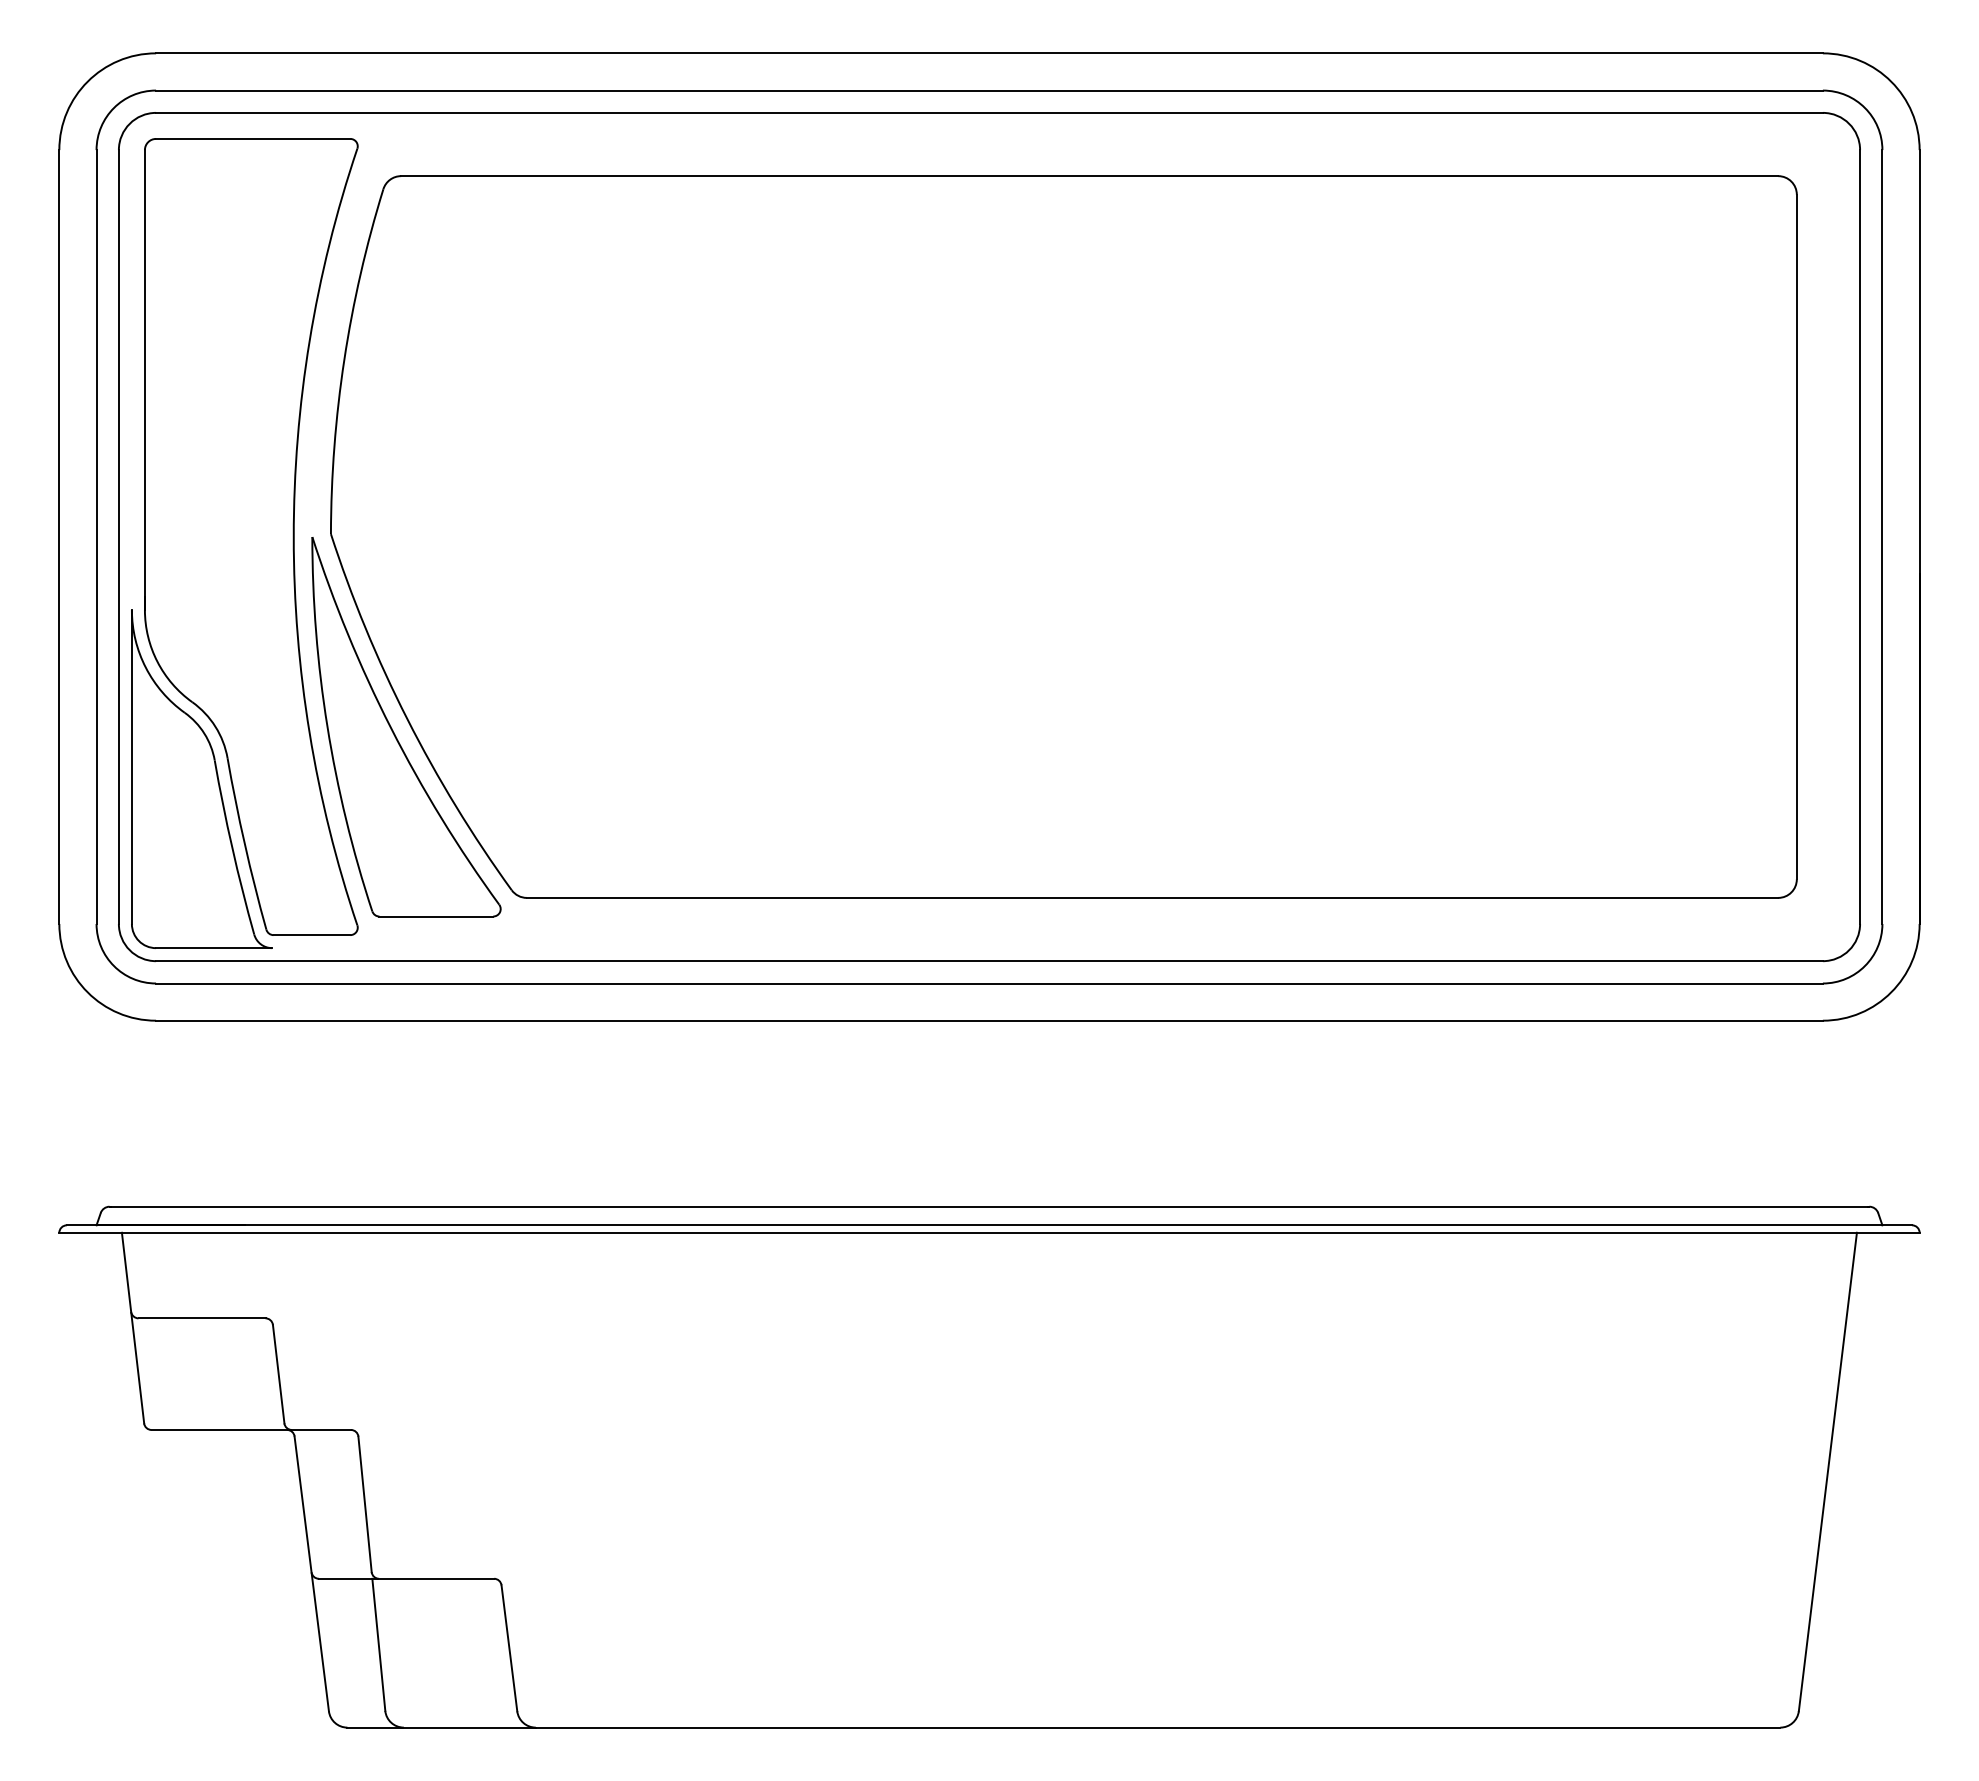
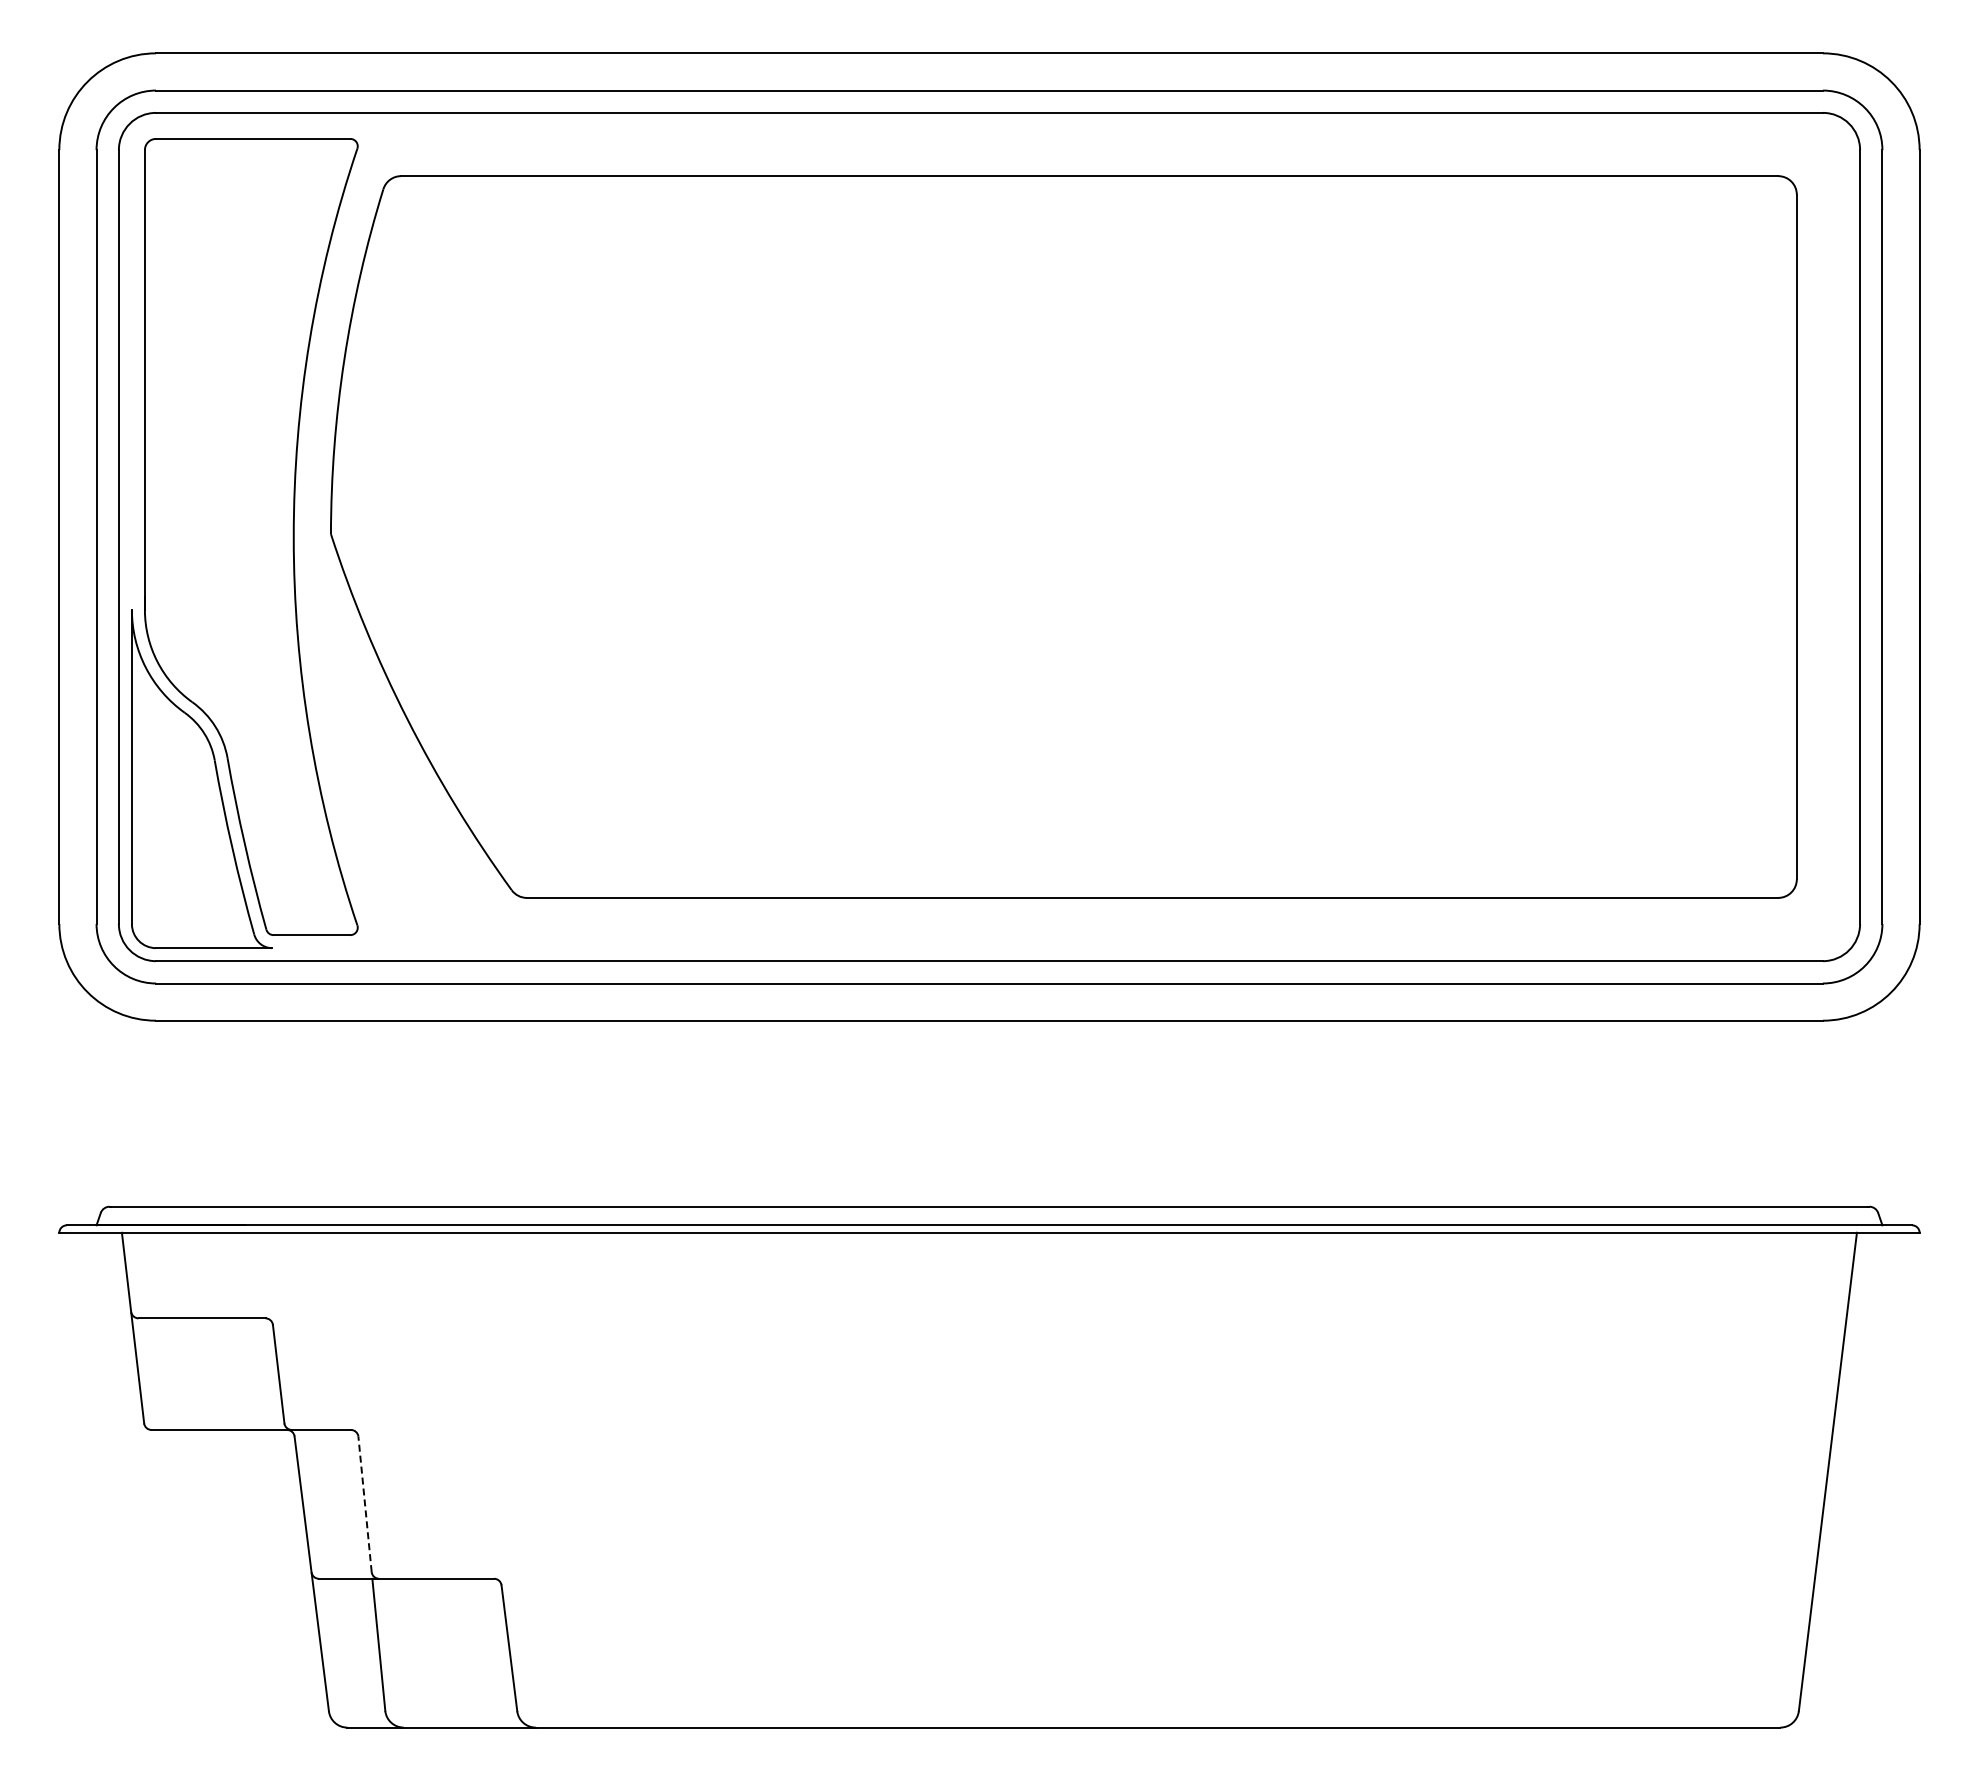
part: present -> none (394, 732)
line: solid -> dashed (365, 1503)
